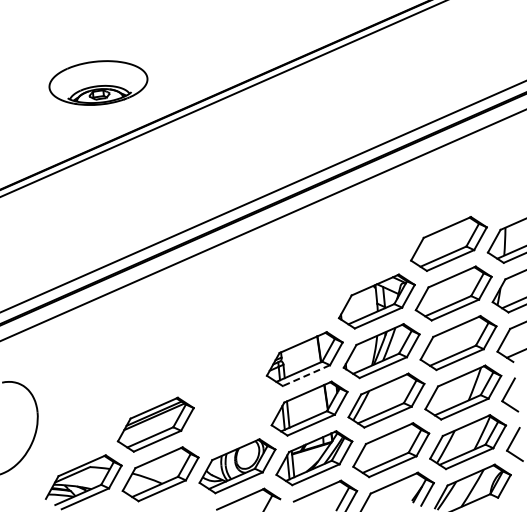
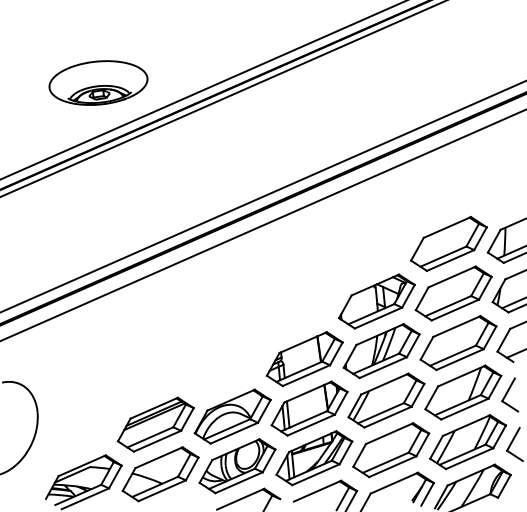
line: none -> present (202, 90)
line: dashed -> solid (306, 375)
part: none -> present (232, 416)
